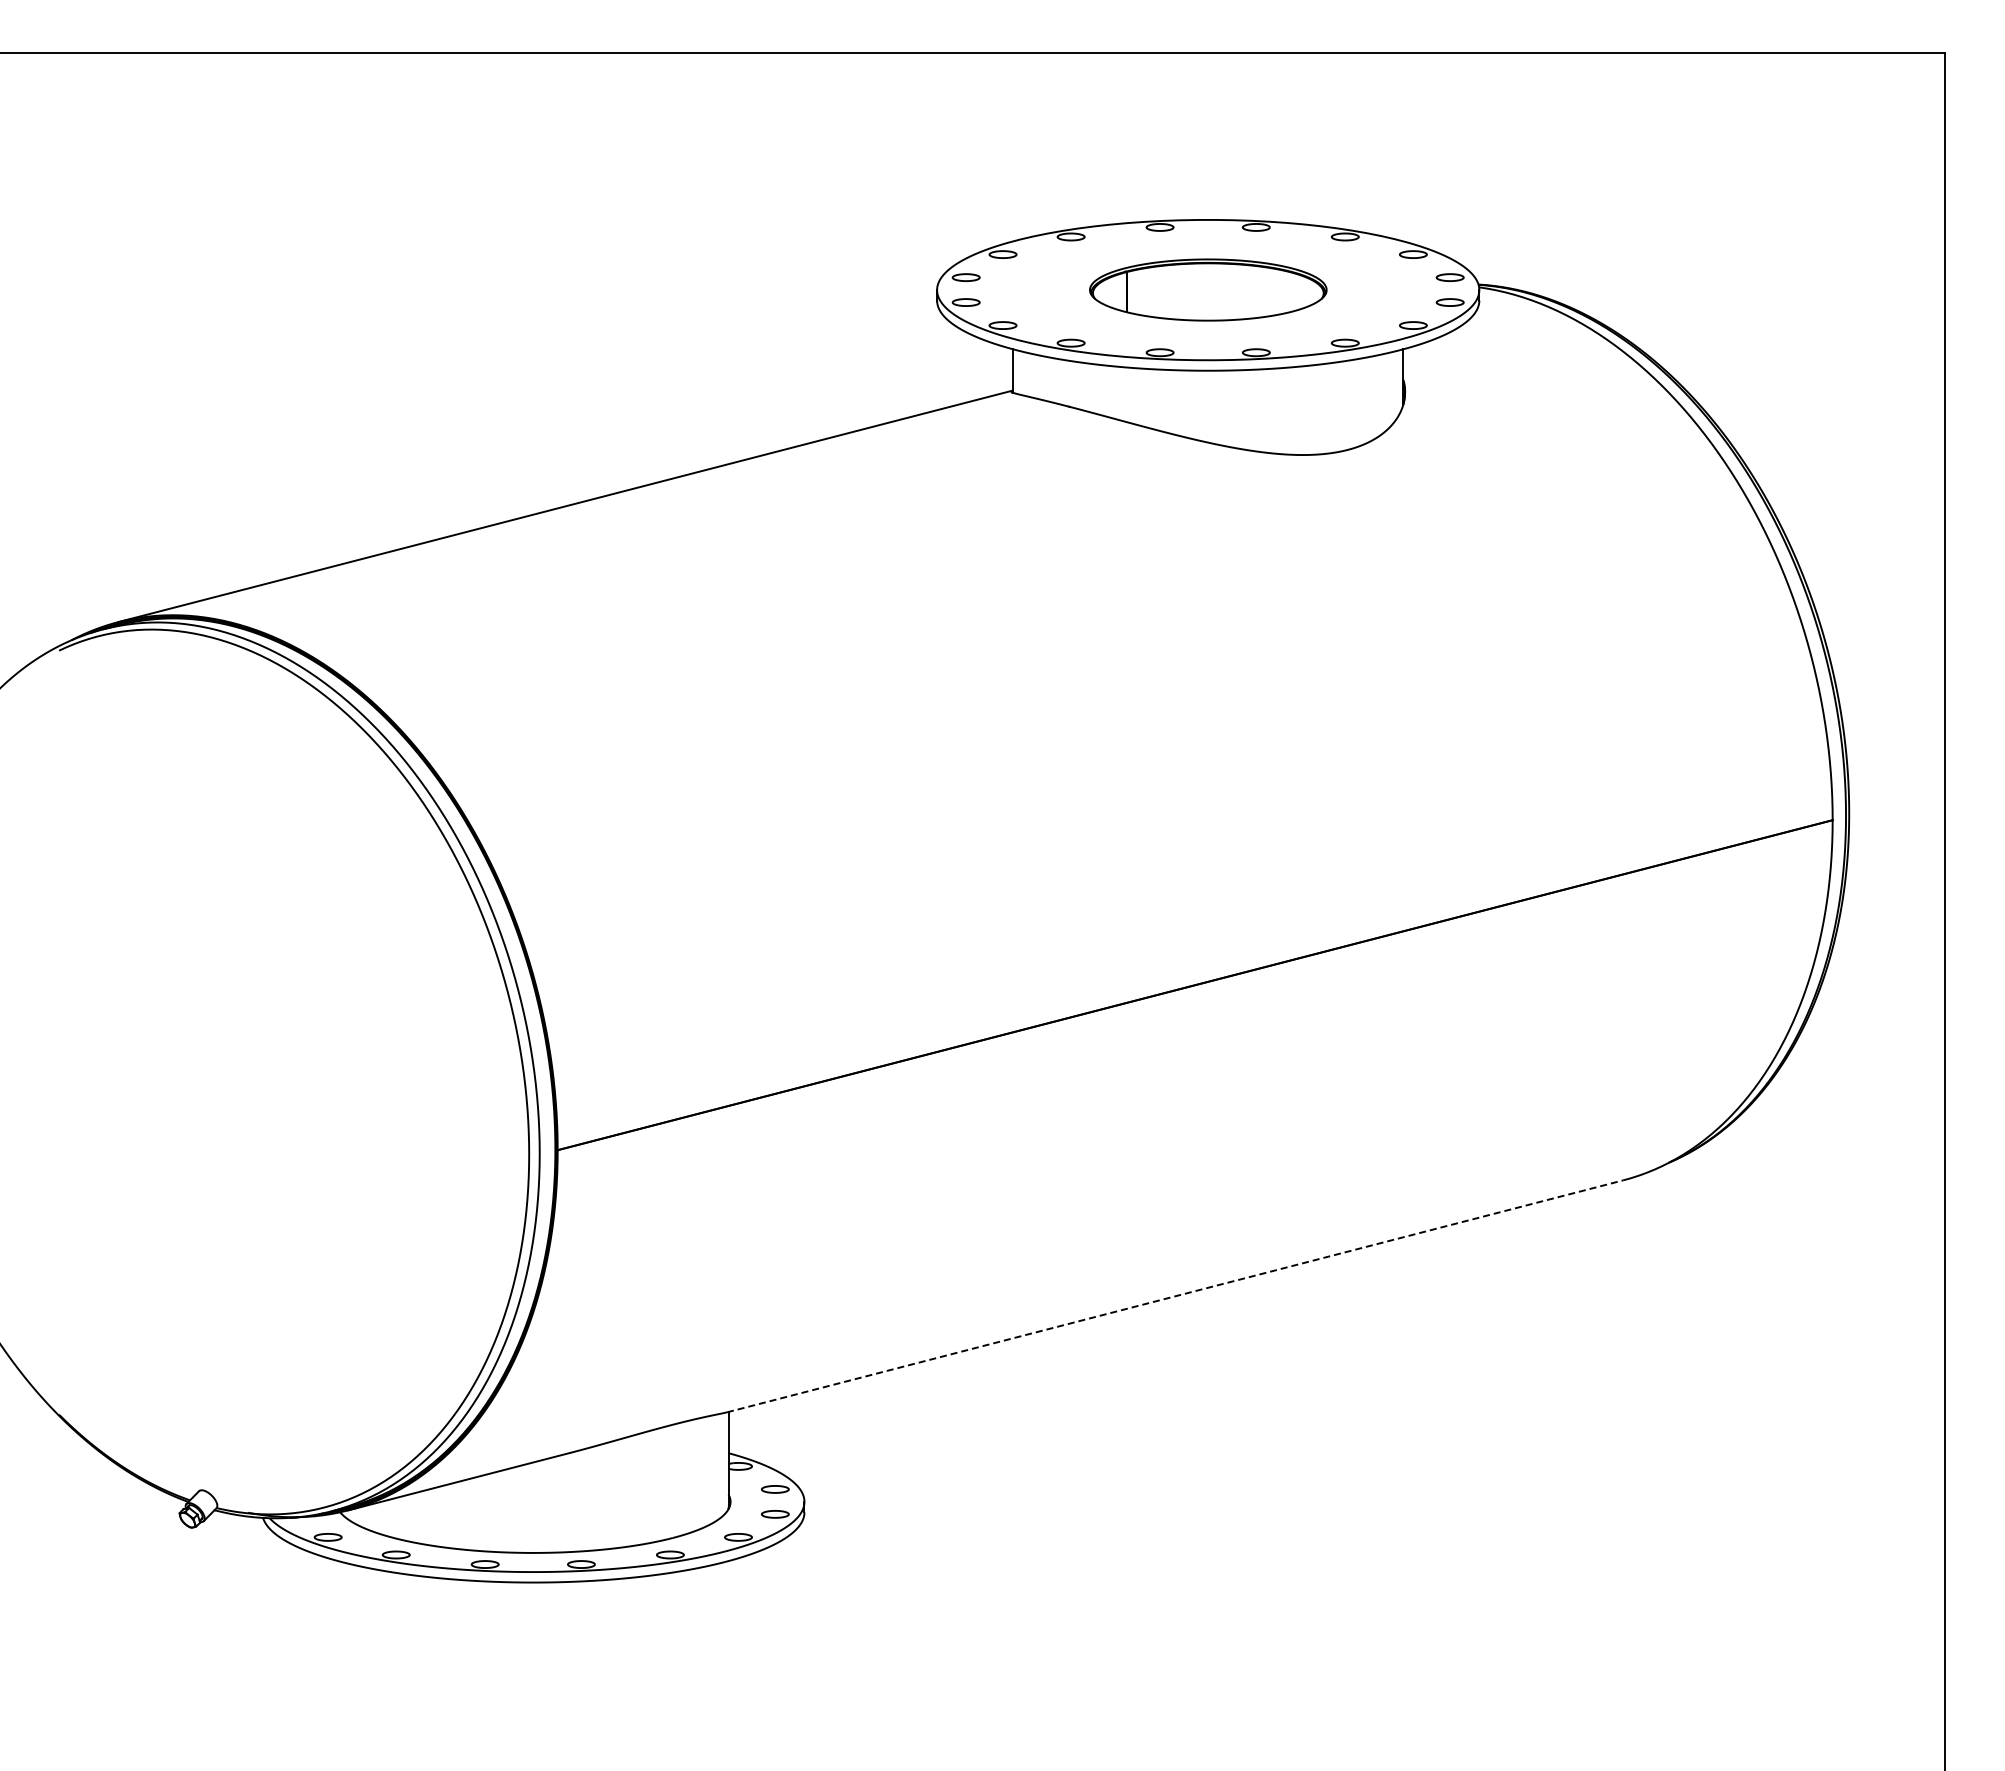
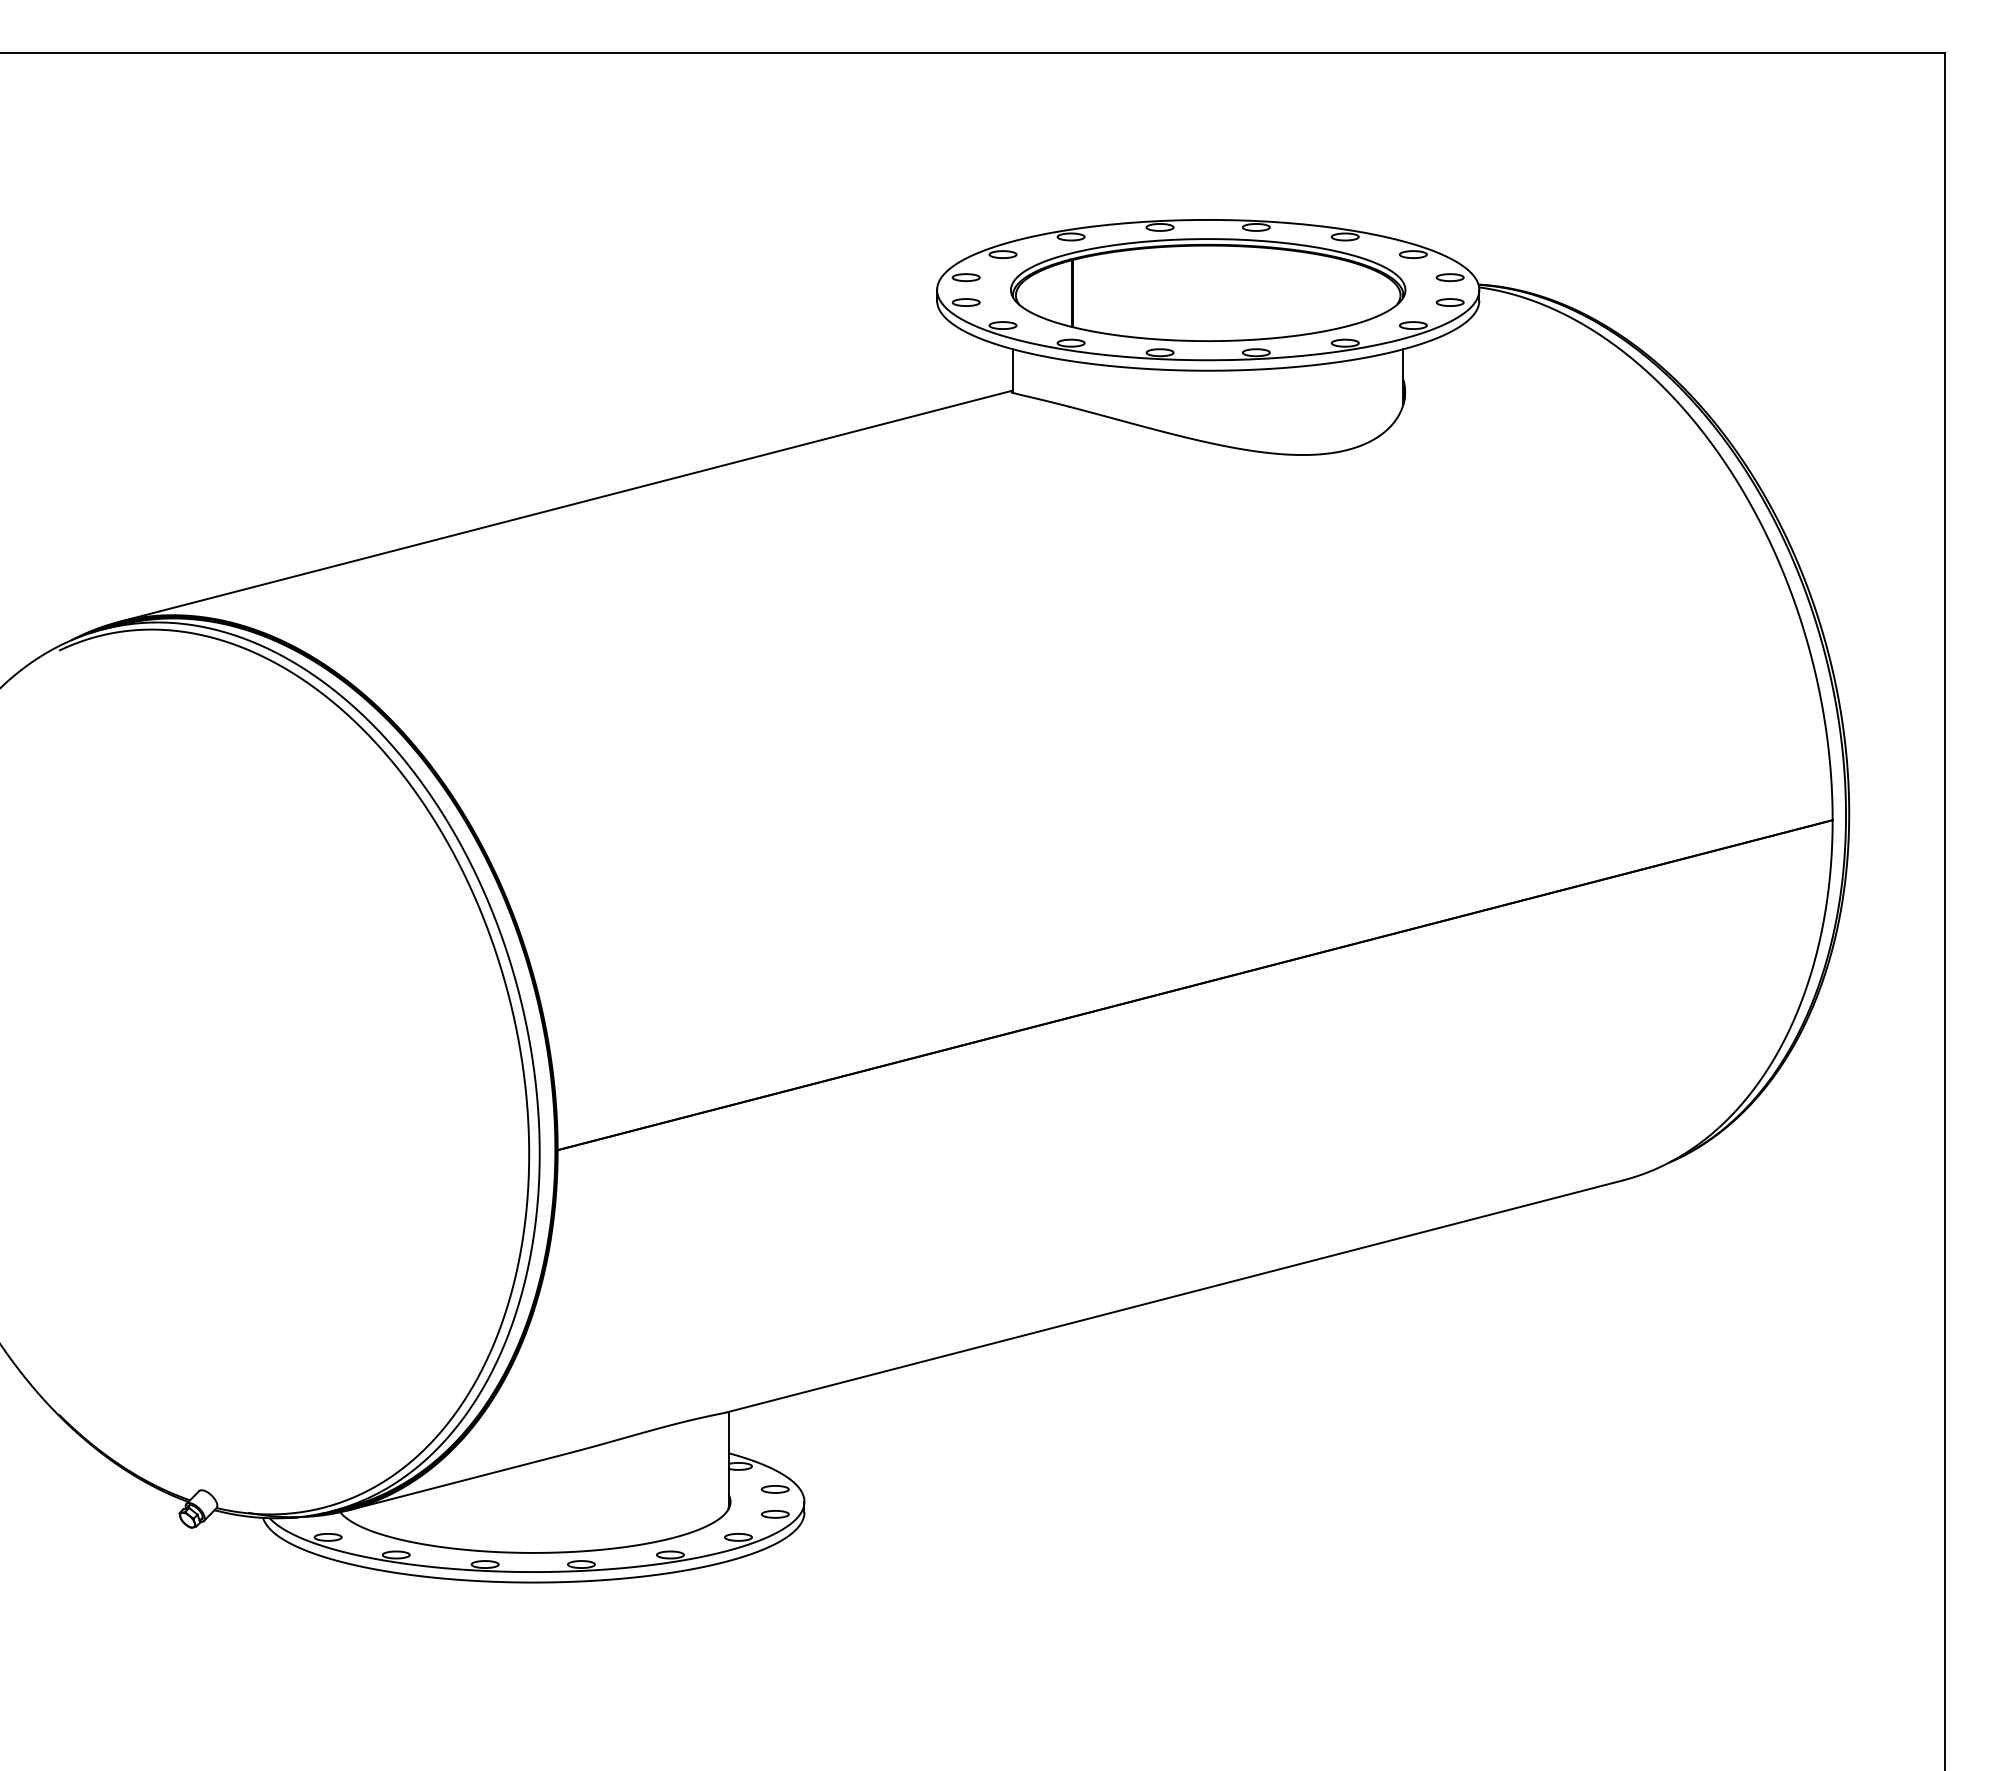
part size: 239x64 px -> 397x104 px (1208, 289)
line: dashed -> solid (1175, 1296)
